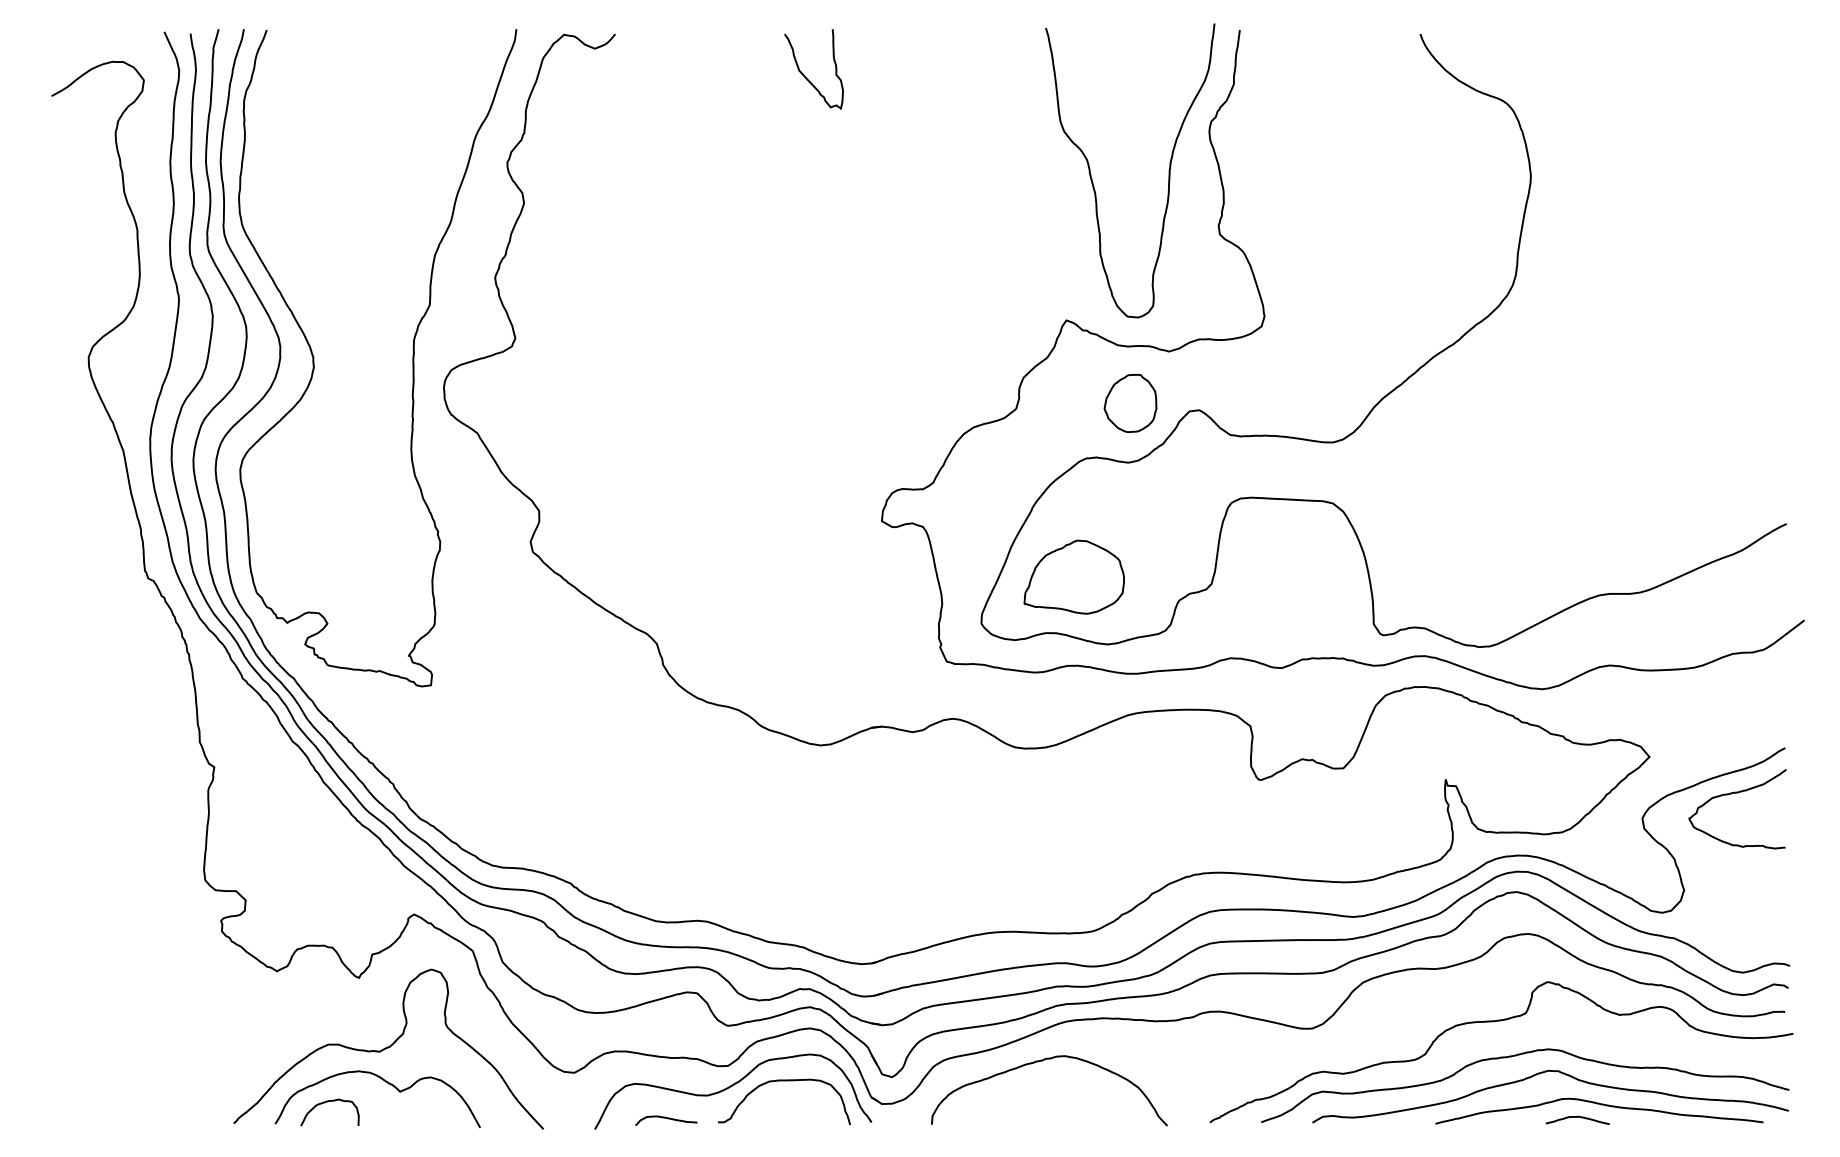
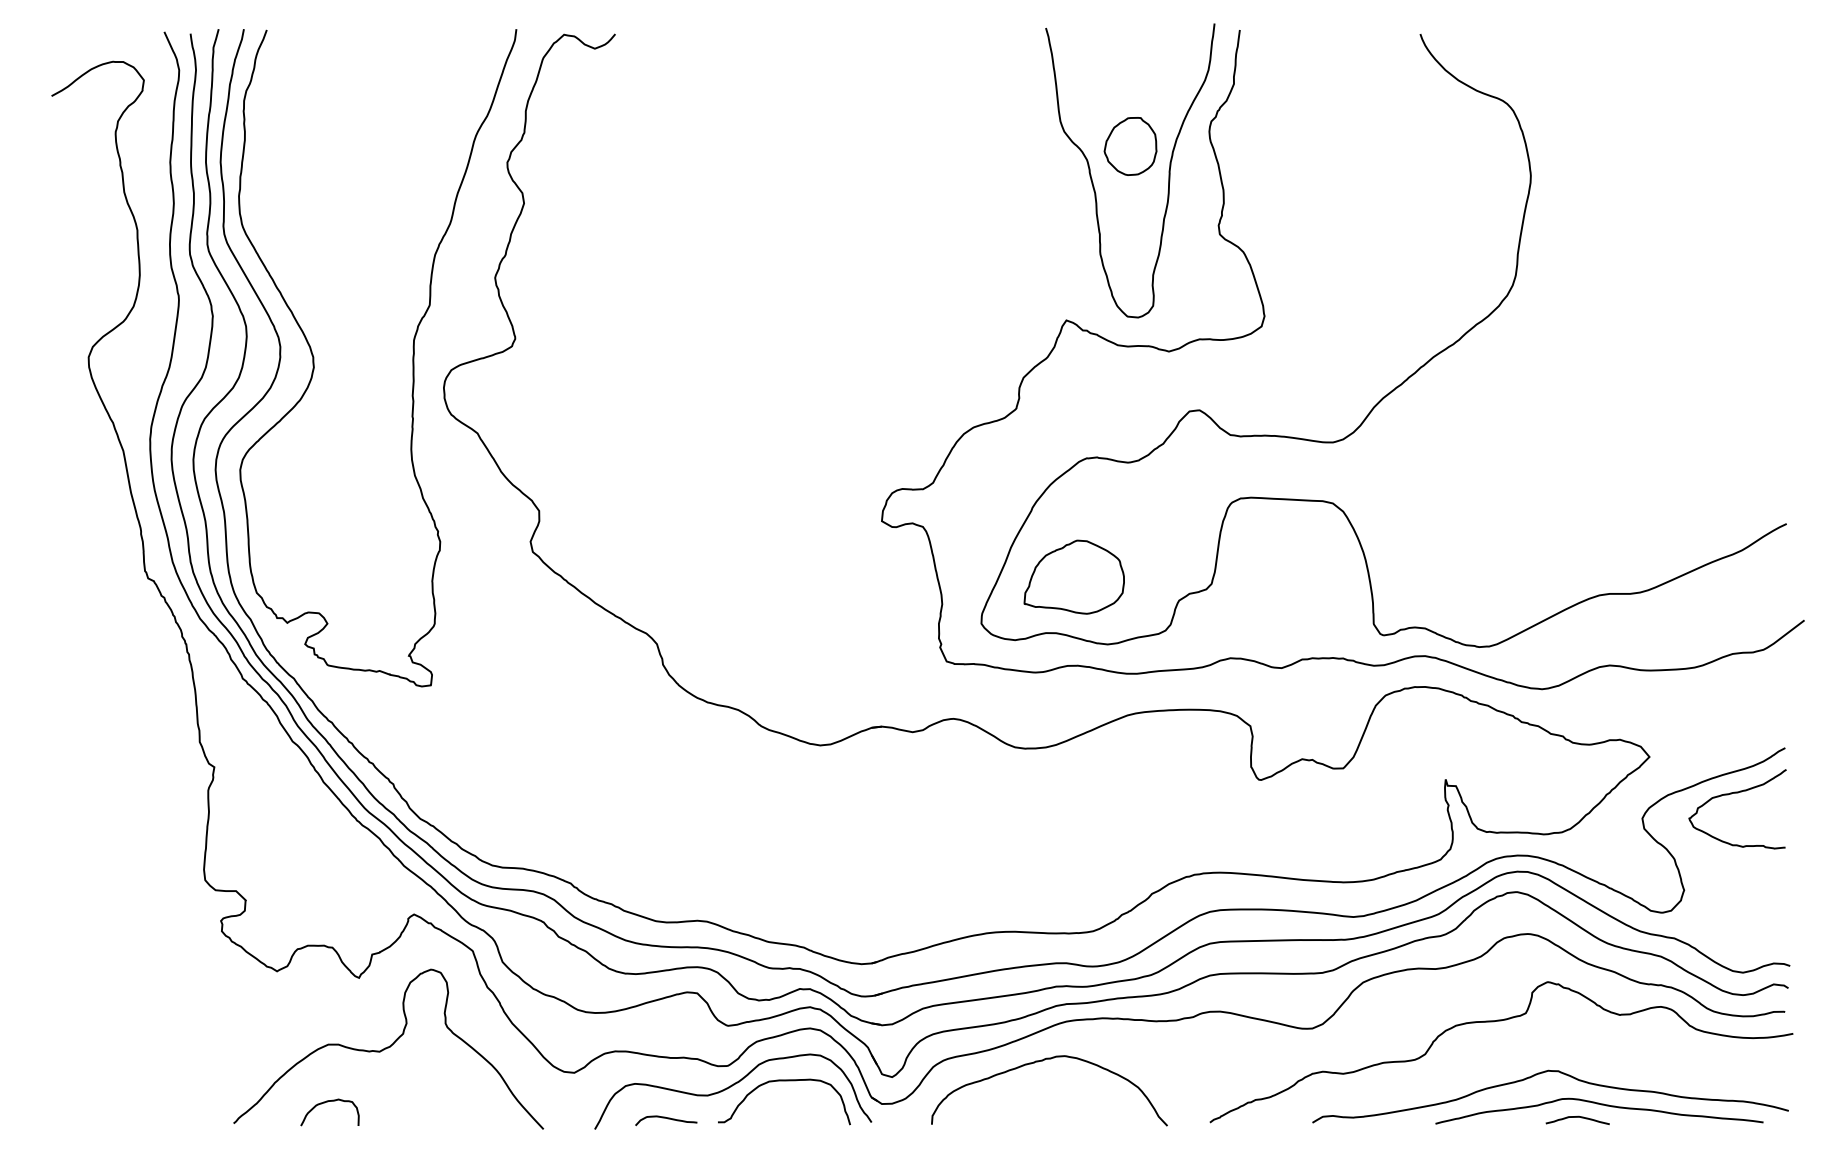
curve: present -> none (805, 75)
part position: (1130, 403) -> (1130, 146) (1130, 146)
curve: present -> none (1516, 1056)
curve: present -> none (388, 1084)
